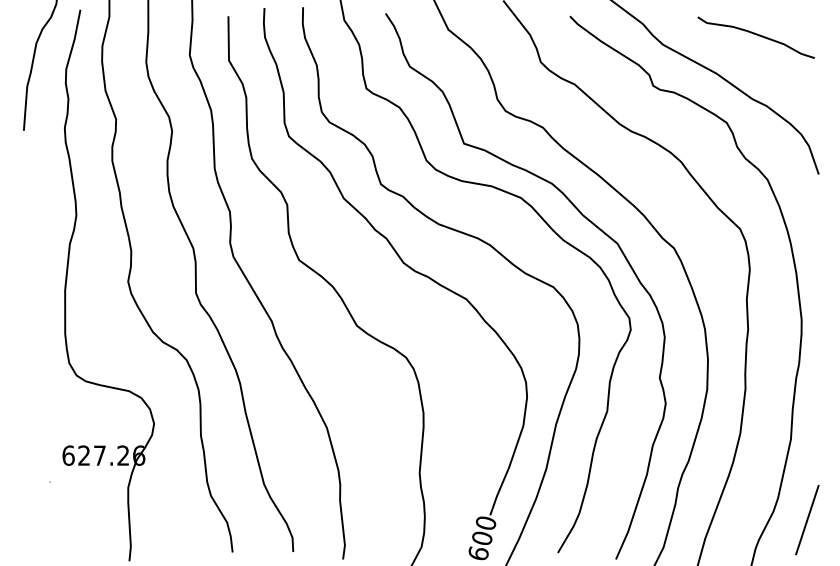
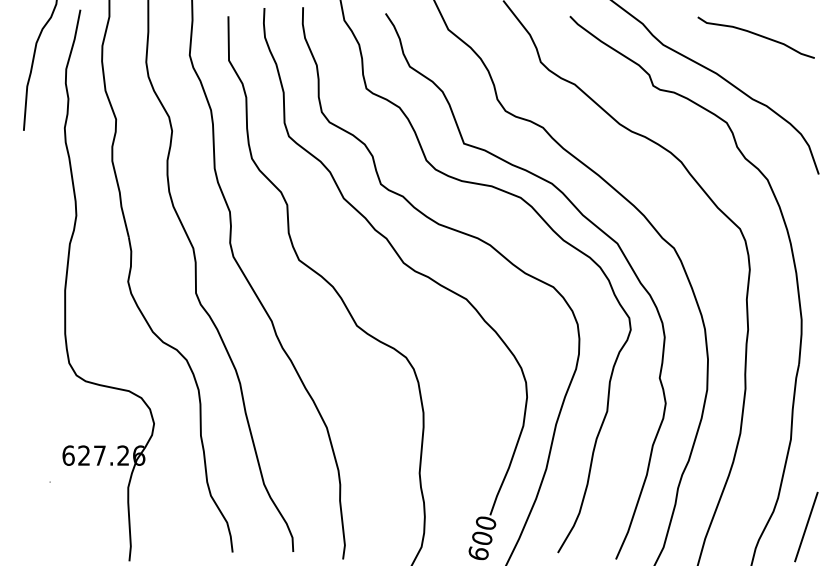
line position: (807, 519) -> (806, 526) (806, 526)
